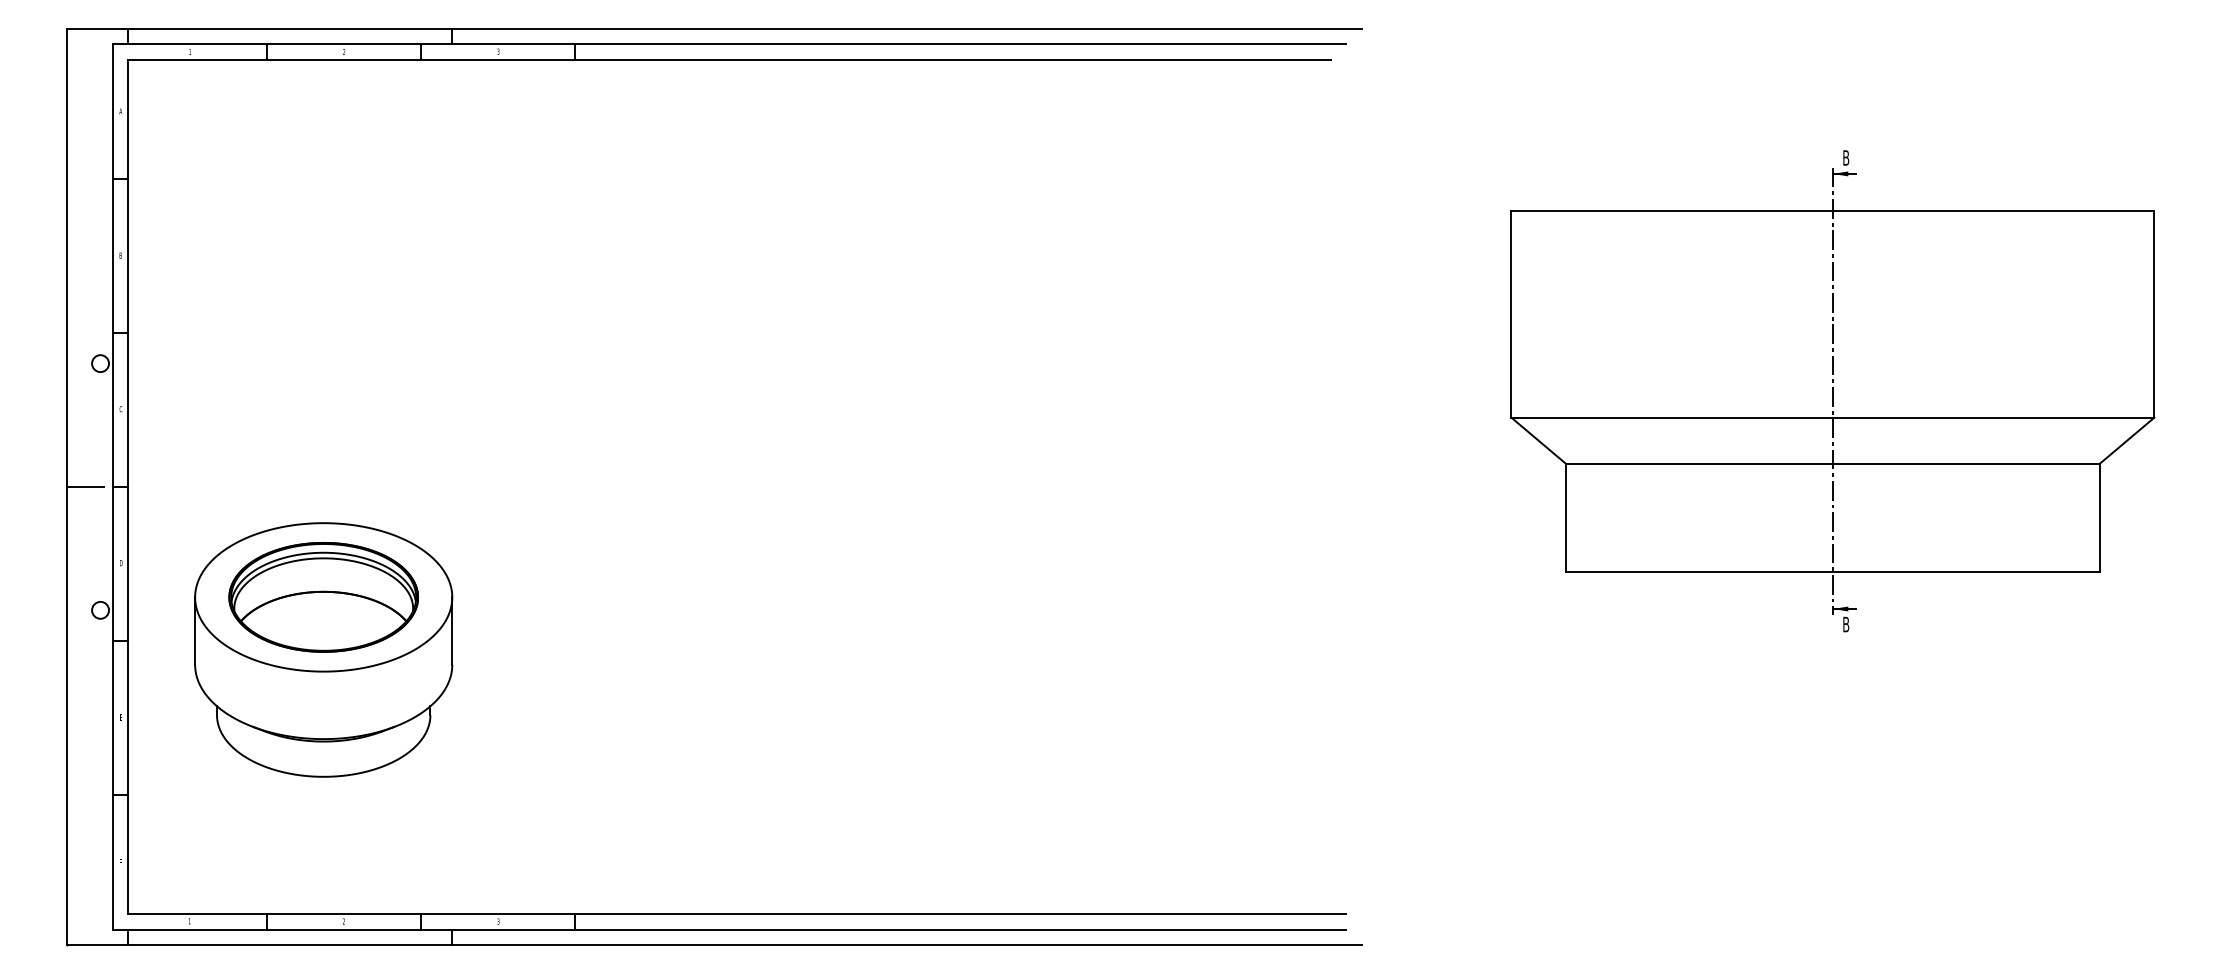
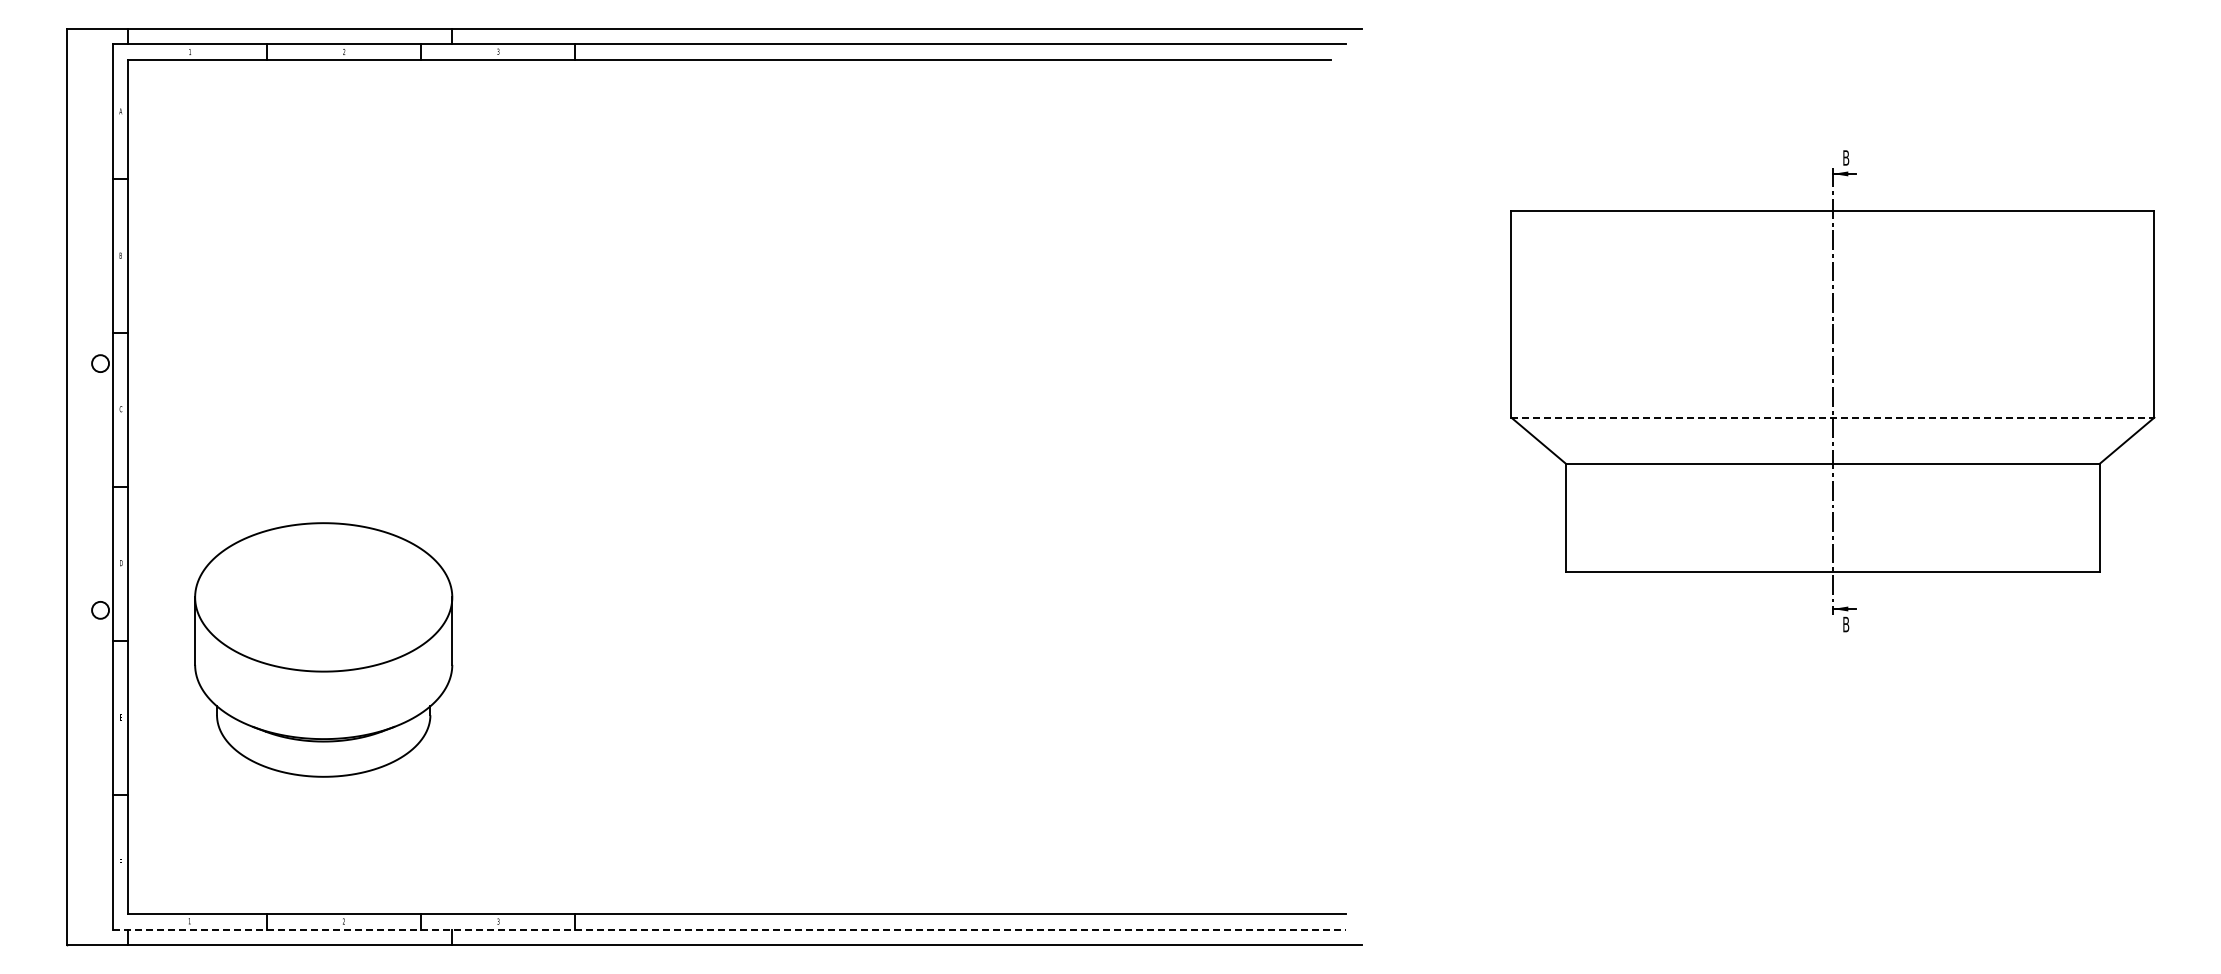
line: solid -> dashed (1833, 417)
line: present -> none (84, 487)
part: present -> none (323, 597)
line: solid -> dashed (729, 929)
